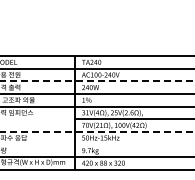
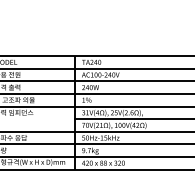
line: dashed -> solid (97, 81)
line: dashed -> solid (97, 131)
line: none -> present (96, 144)
